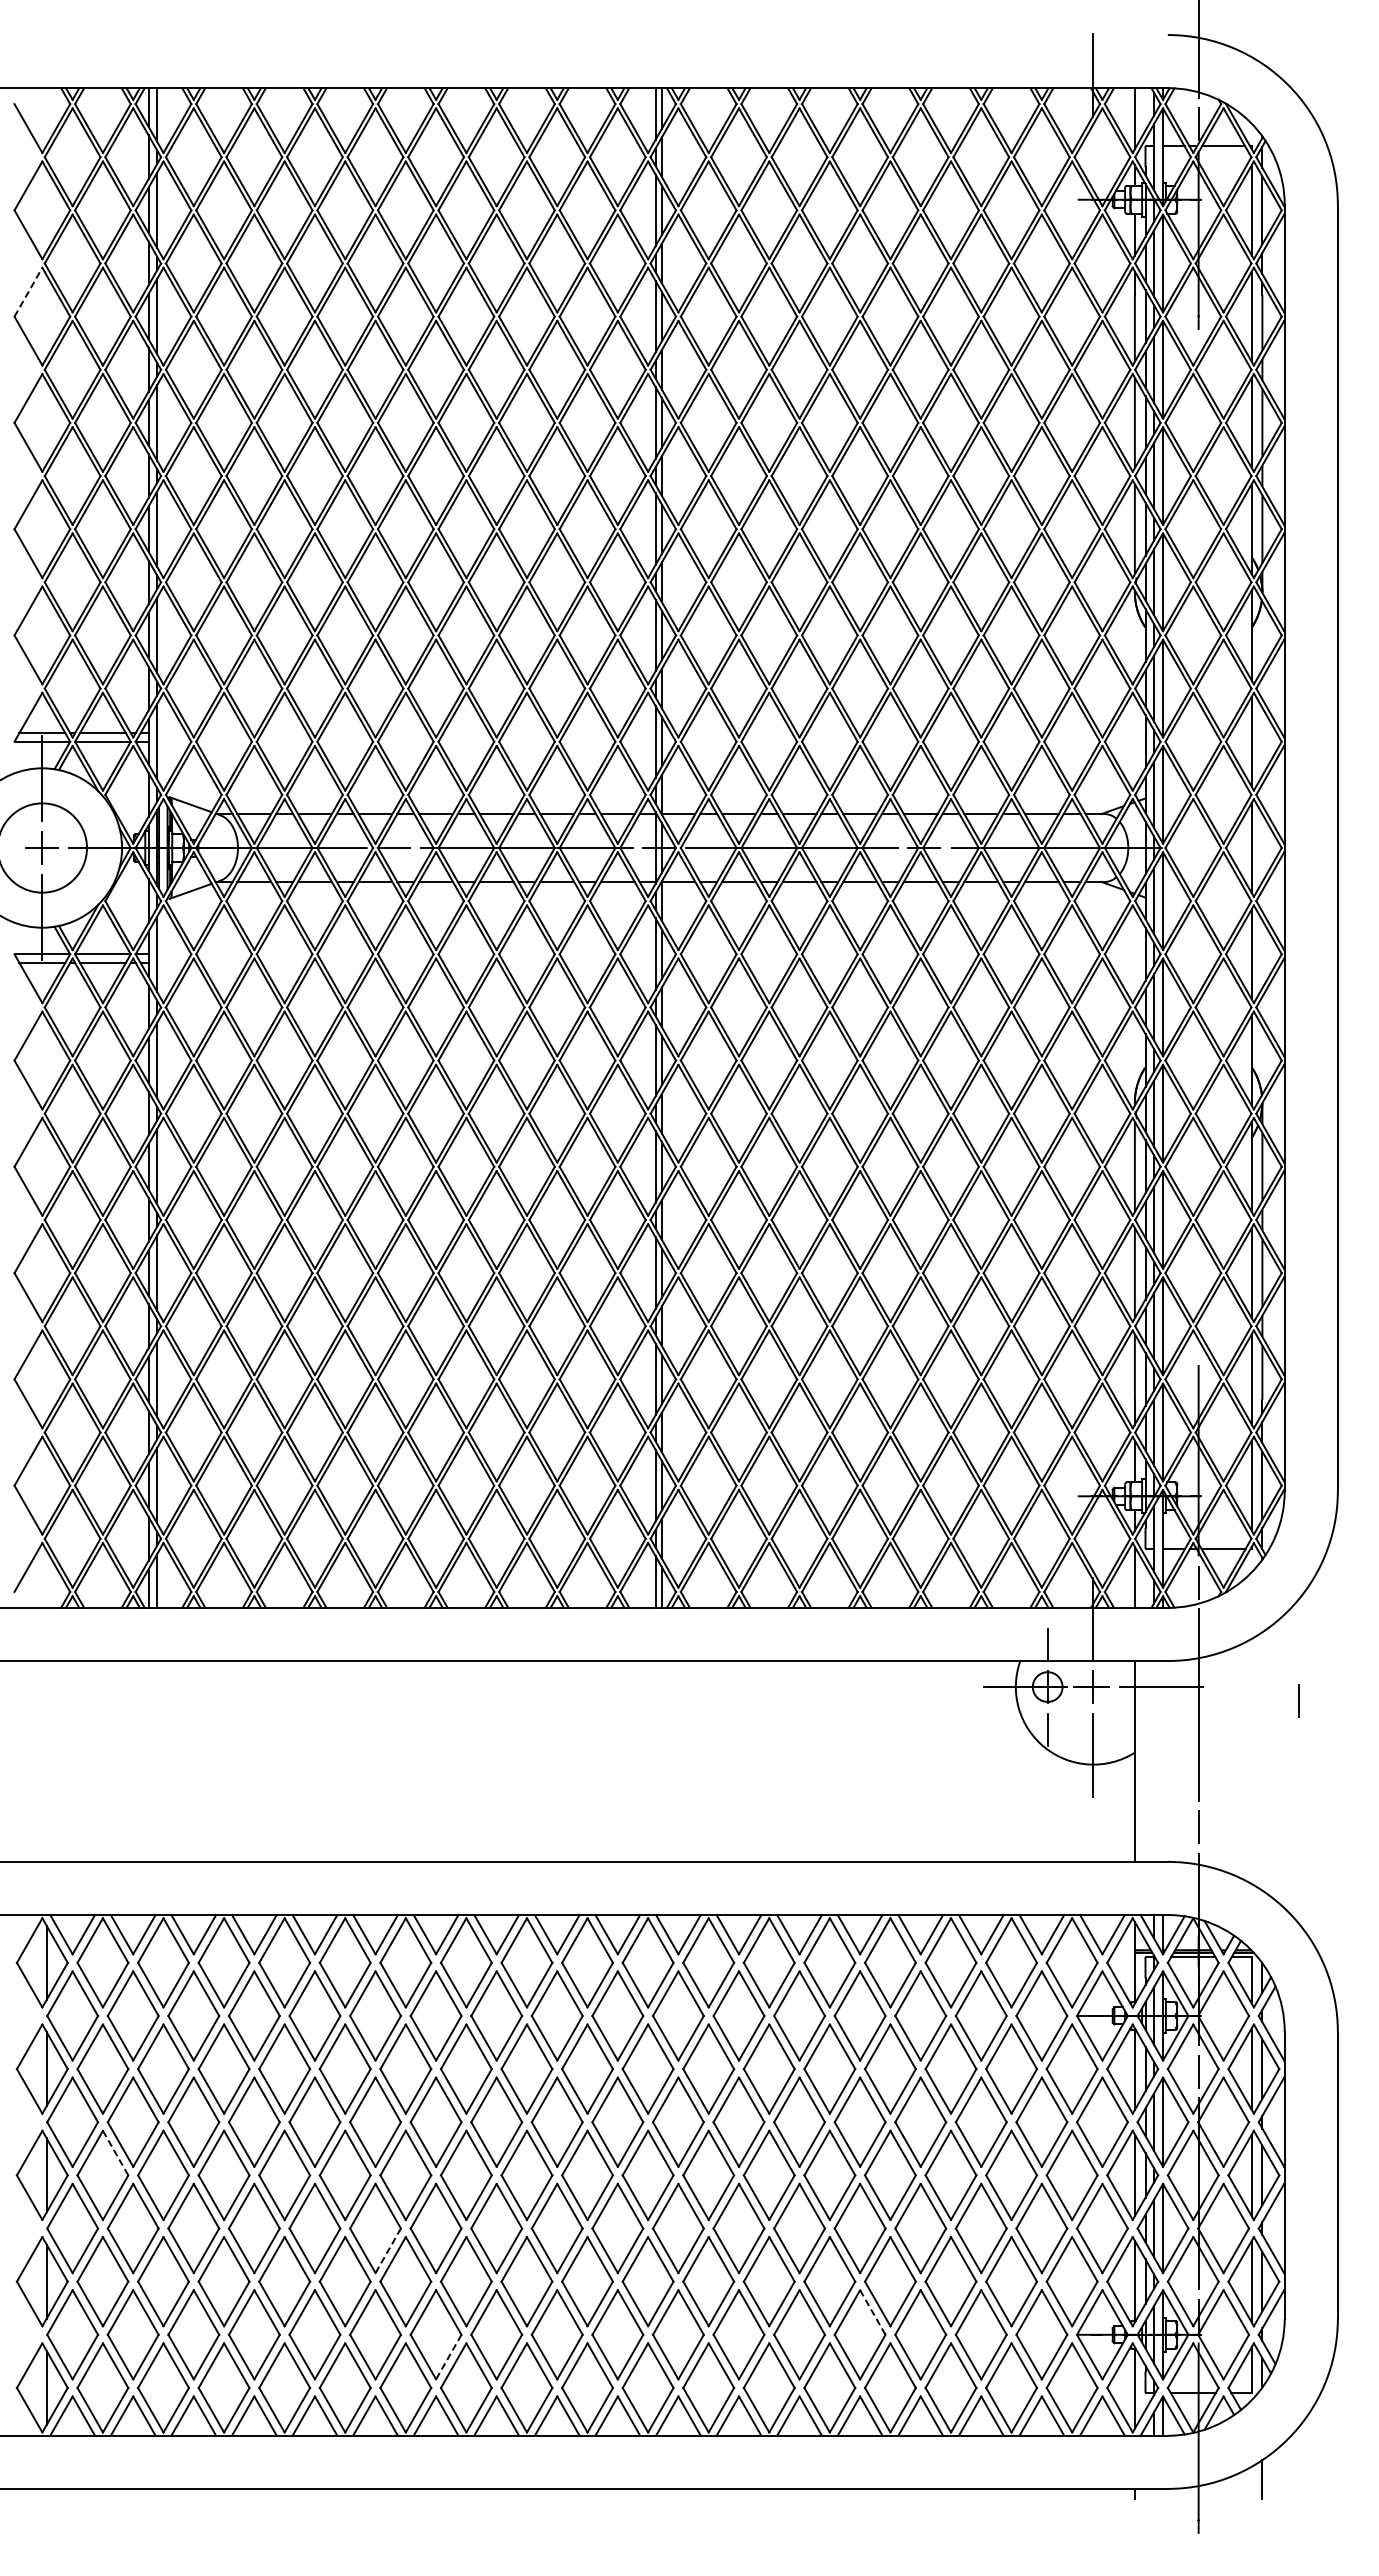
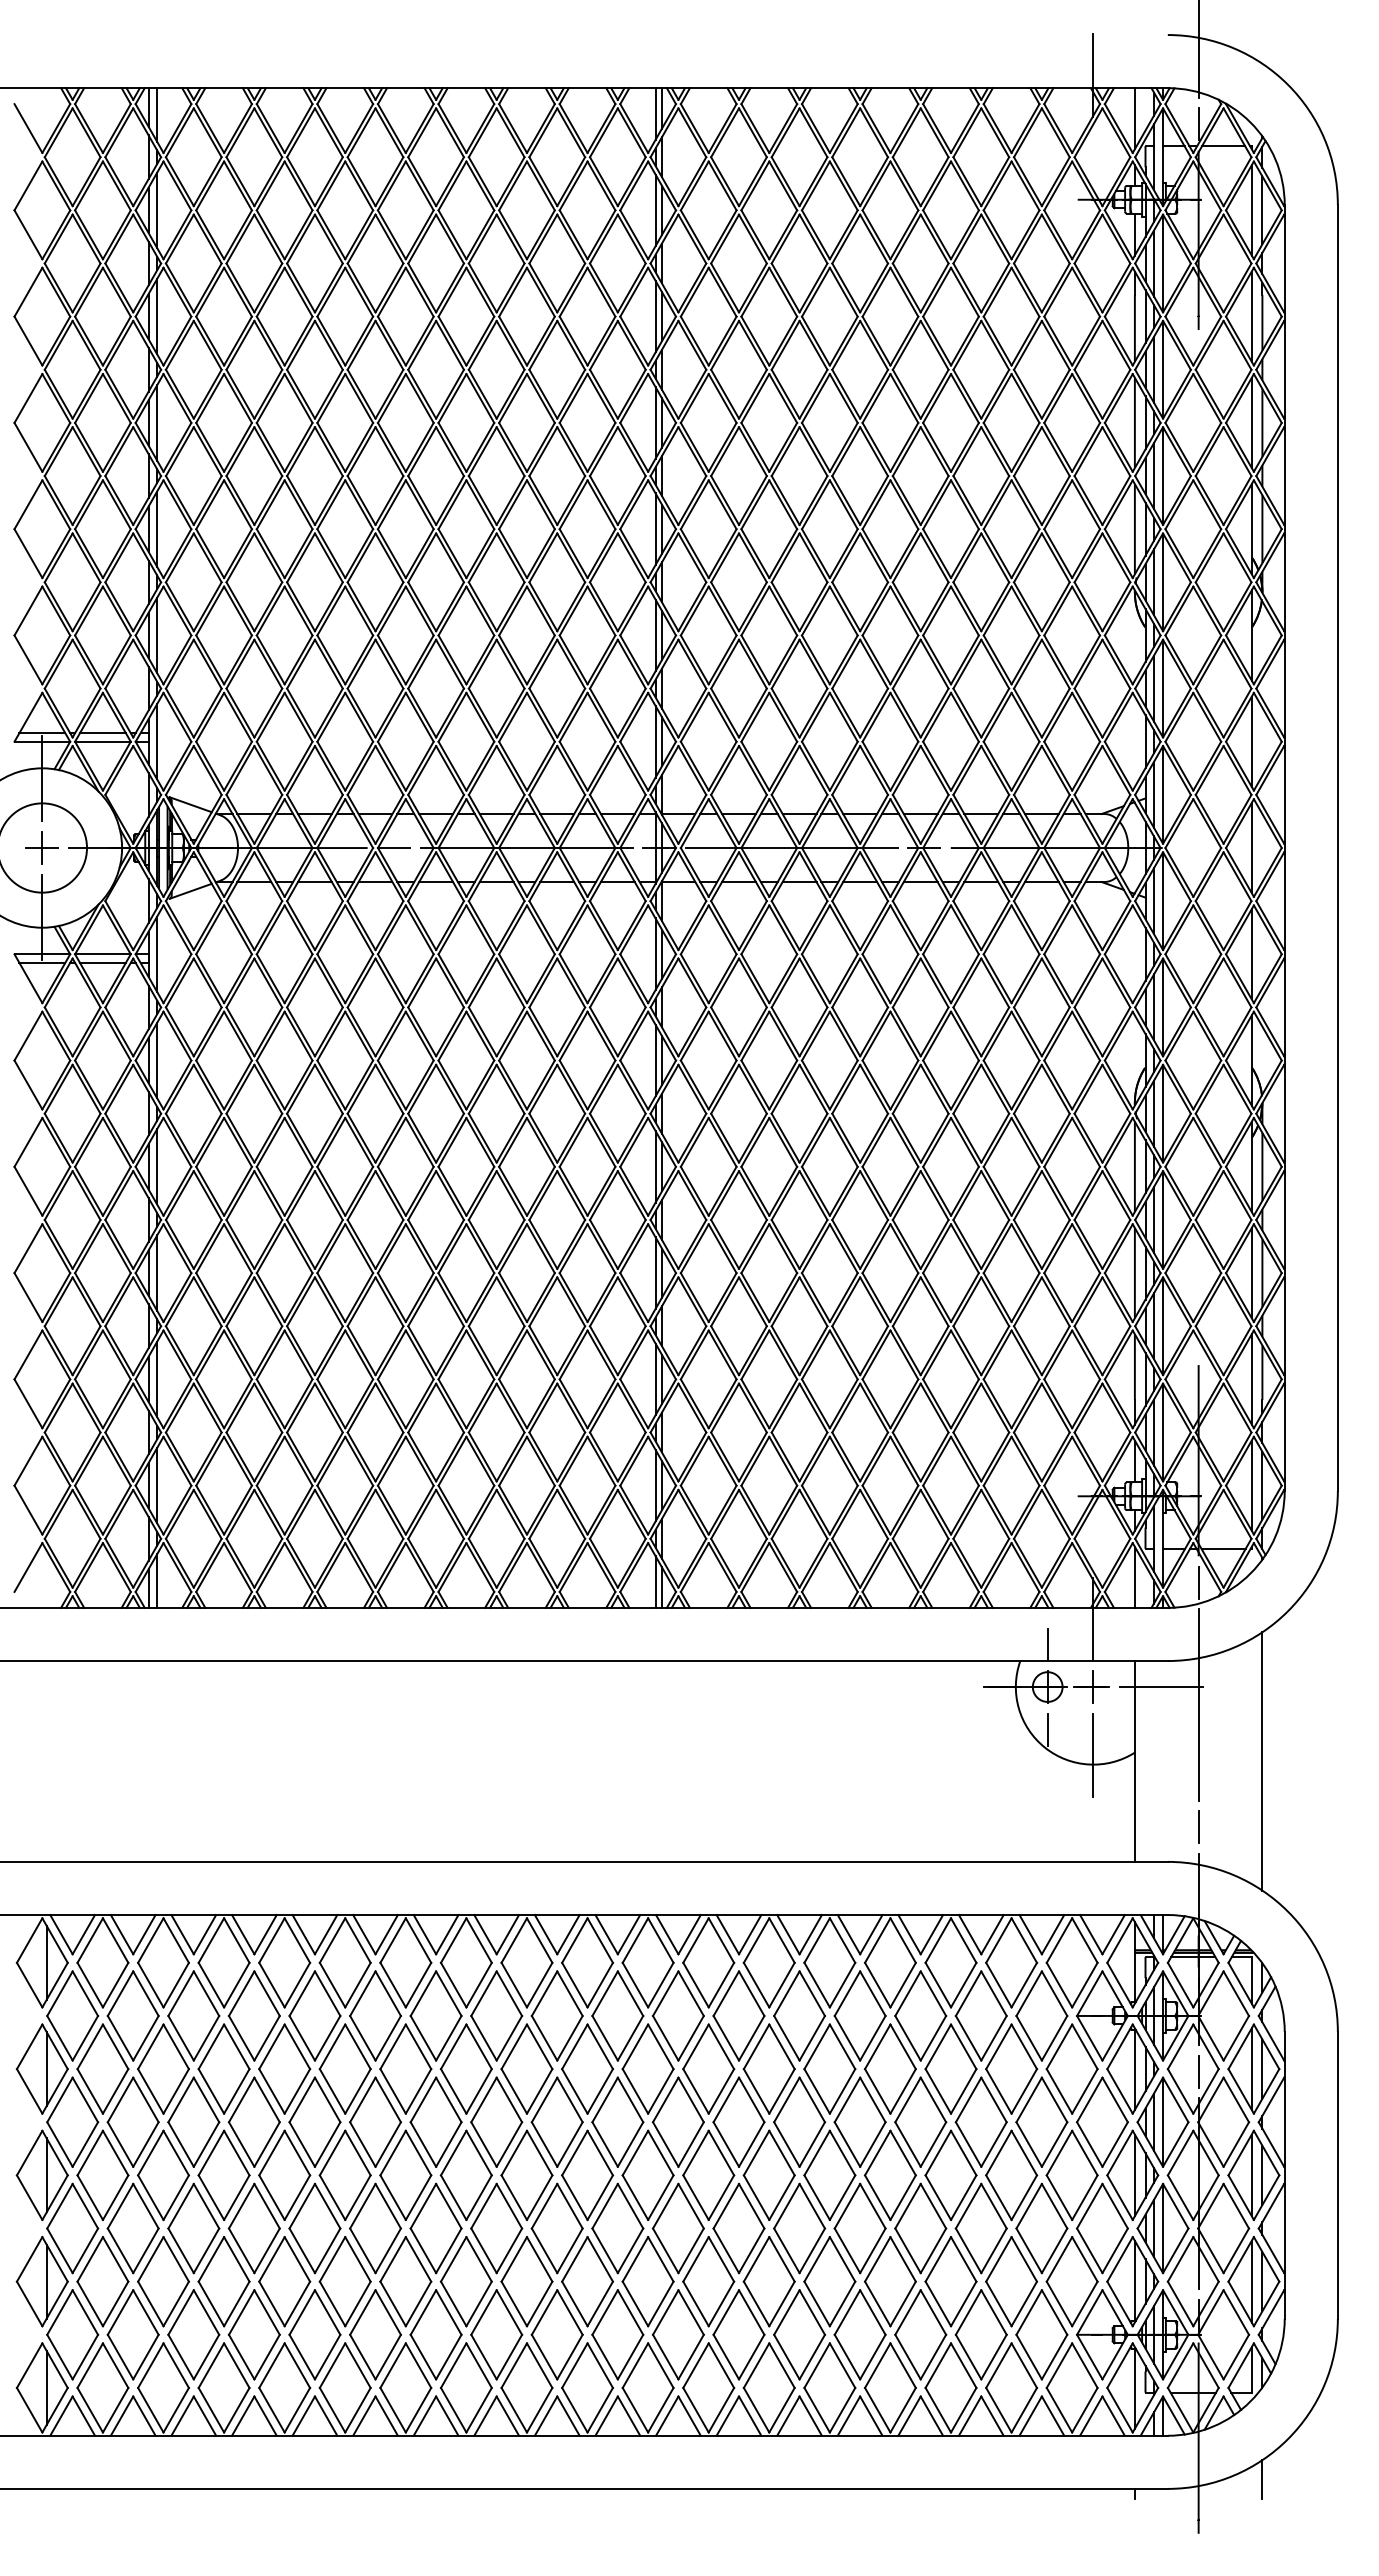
line: dashed -> solid (28, 291)
line: present -> none (1298, 1700)
line: none -> present (1262, 1761)
line: dashed -> solid (115, 2153)
line: dashed -> solid (388, 2250)
line: dashed -> solid (872, 2312)
line: dashed -> solid (448, 2357)
